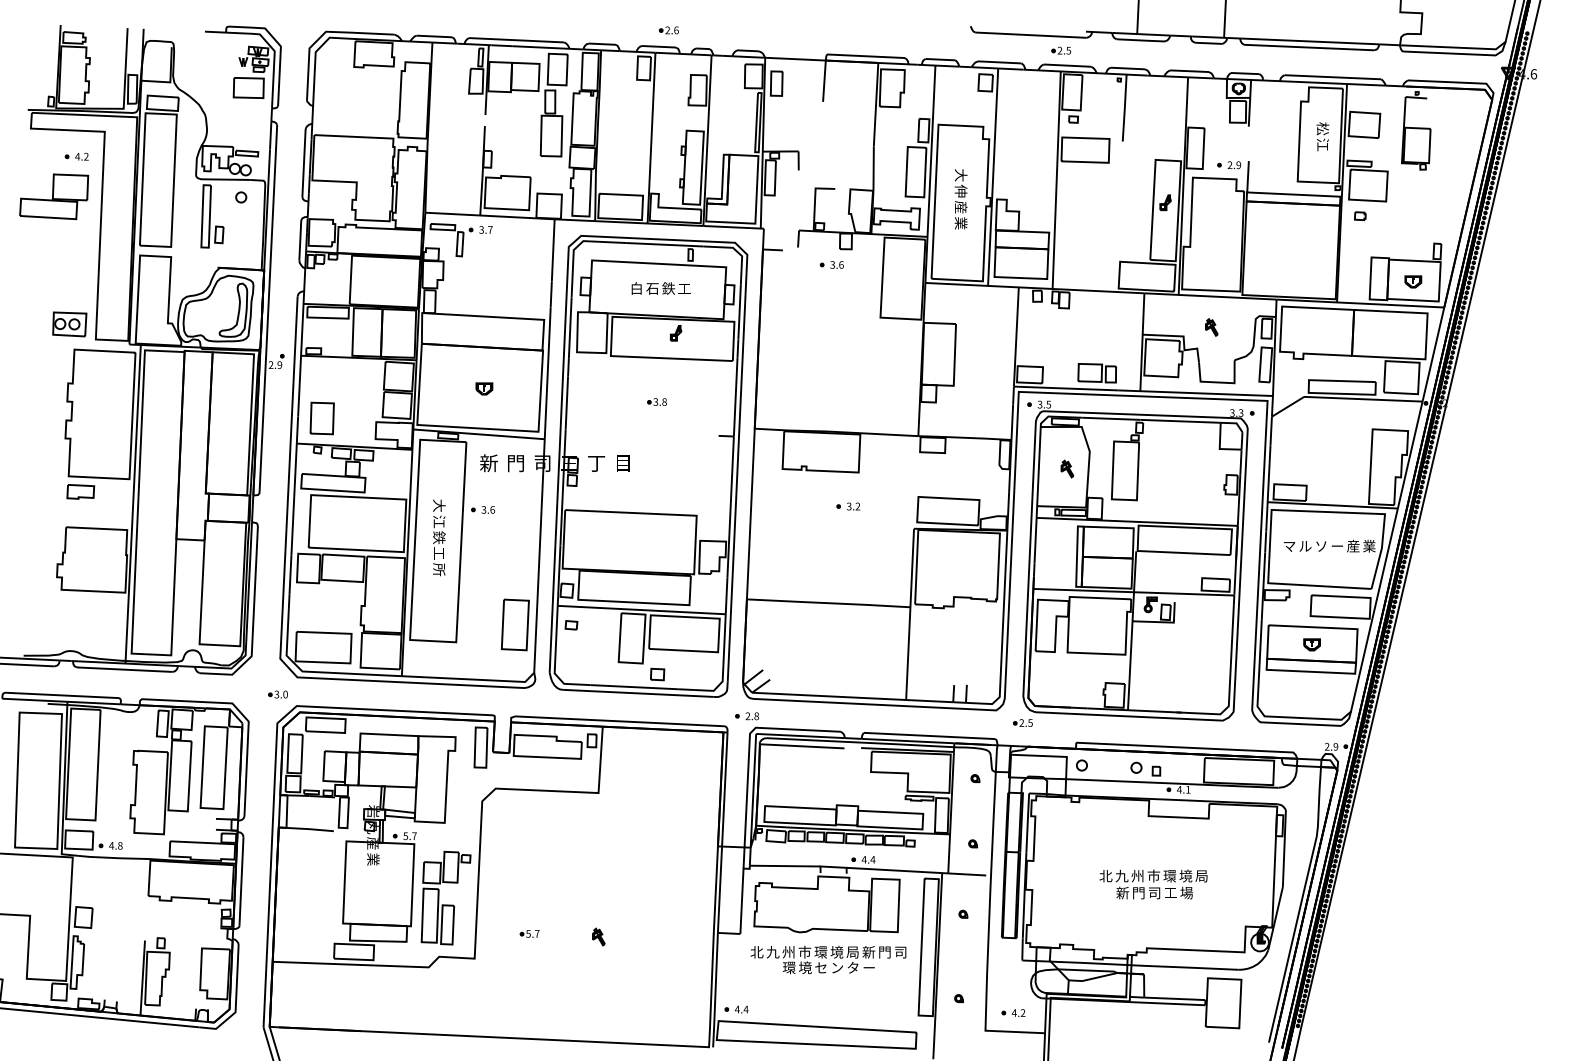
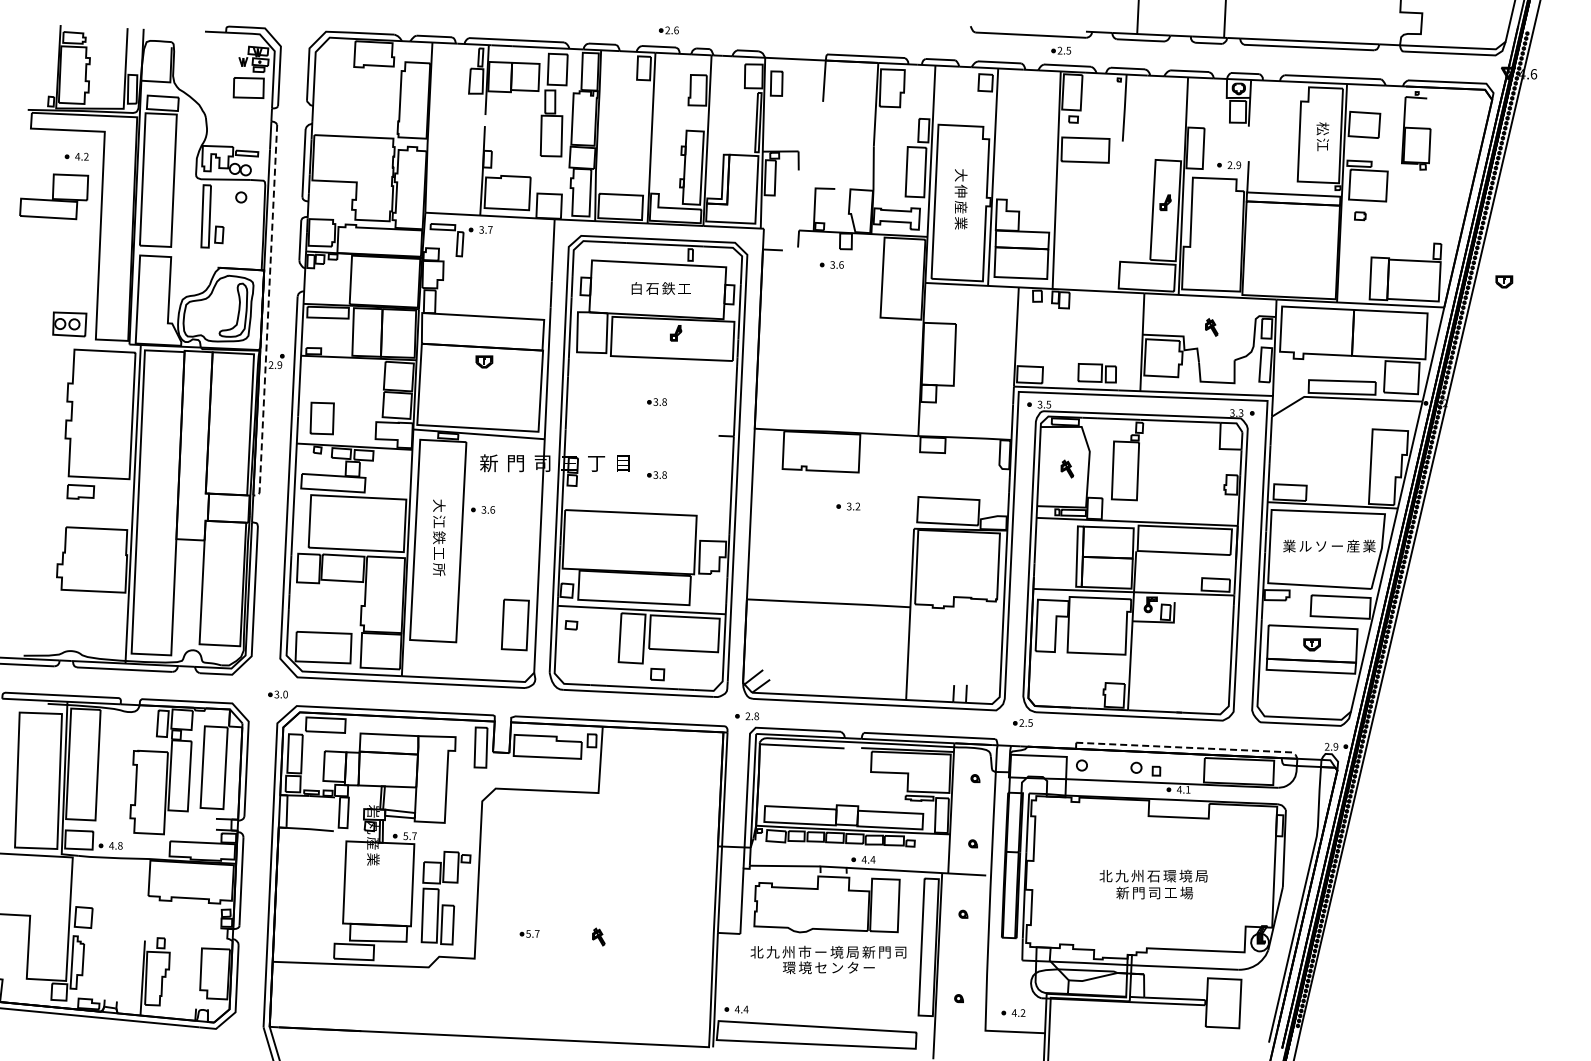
part position: (1413, 281) -> (1504, 281) (1504, 281)
line: solid -> dashed (268, 314)
part position: (484, 388) -> (484, 361) (484, 361)
part: none -> present (656, 474)
text: マ -> 業 (1289, 545)
line: solid -> dashed (1190, 747)
text: 市 -> 石 (1153, 875)
text: 環 -> ー (820, 952)
